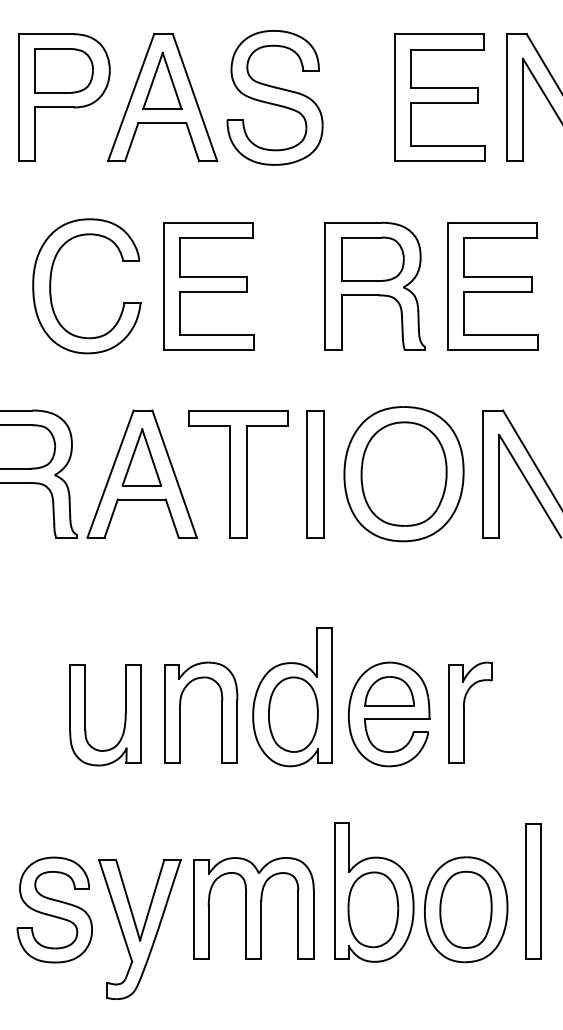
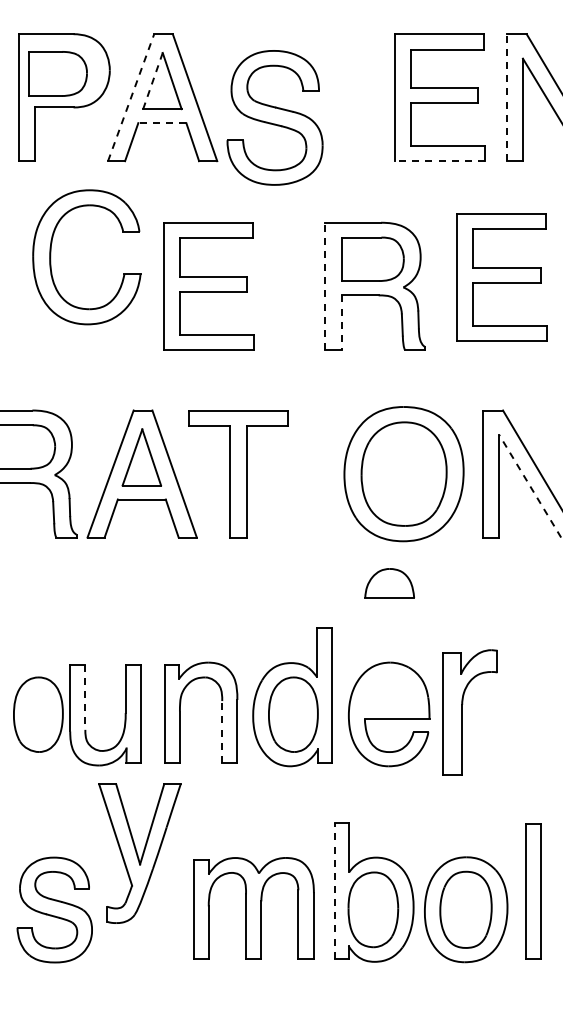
part position: (63, 70) -> (57, 73) (57, 73)
line: solid -> dashed (152, 81)
line: solid -> dashed (131, 97)
part position: (274, 97) -> (274, 117) (274, 117)
line: solid -> dashed (507, 97)
line: solid -> dashed (161, 123)
line: solid -> dashed (439, 161)
part position: (51, 286) -> (51, 257) (51, 257)
line: solid -> dashed (325, 286)
part position: (492, 286) -> (501, 277) (501, 277)
line: solid -> dashed (342, 323)
part: present -> none (315, 474)
line: solid -> dashed (530, 486)
part position: (389, 691) -> (389, 583) (389, 583)
line: solid -> dashed (85, 697)
part size: 45x103 px -> 56x127 px (469, 712)
part: none -> present (38, 714)
line: solid -> dashed (222, 731)
line: solid -> dashed (334, 890)
part position: (139, 929) -> (139, 853) (139, 853)
